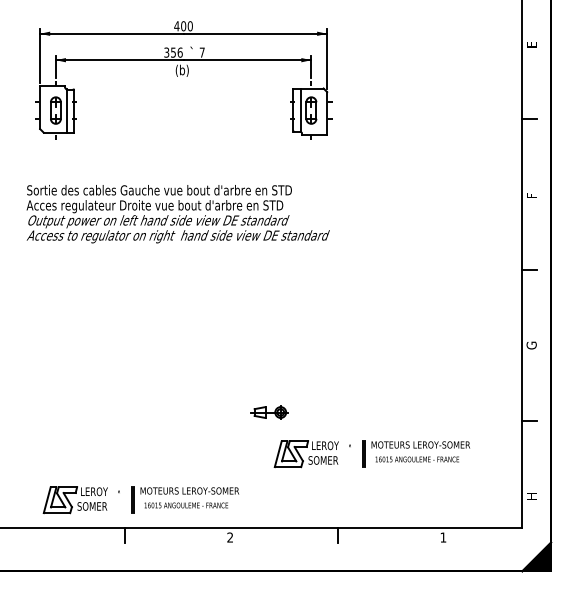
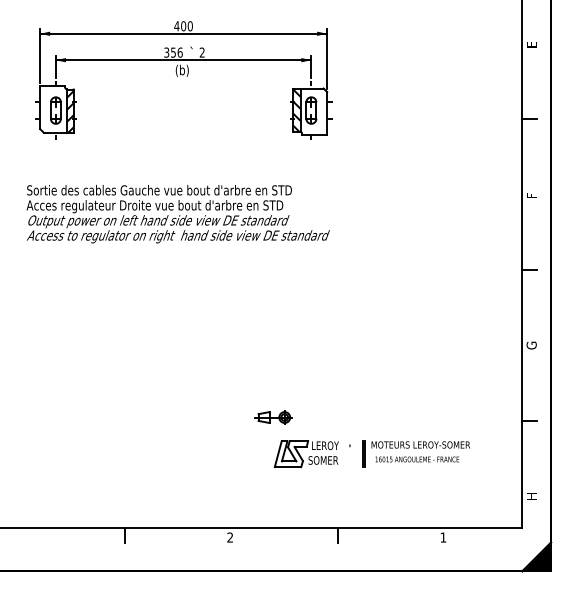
text: 7 -> 2 (201, 52)
hatch: none -> present (296, 110)
hatch: none -> present (69, 111)
part position: (269, 412) -> (273, 417) (273, 417)
part: present -> none (140, 500)
